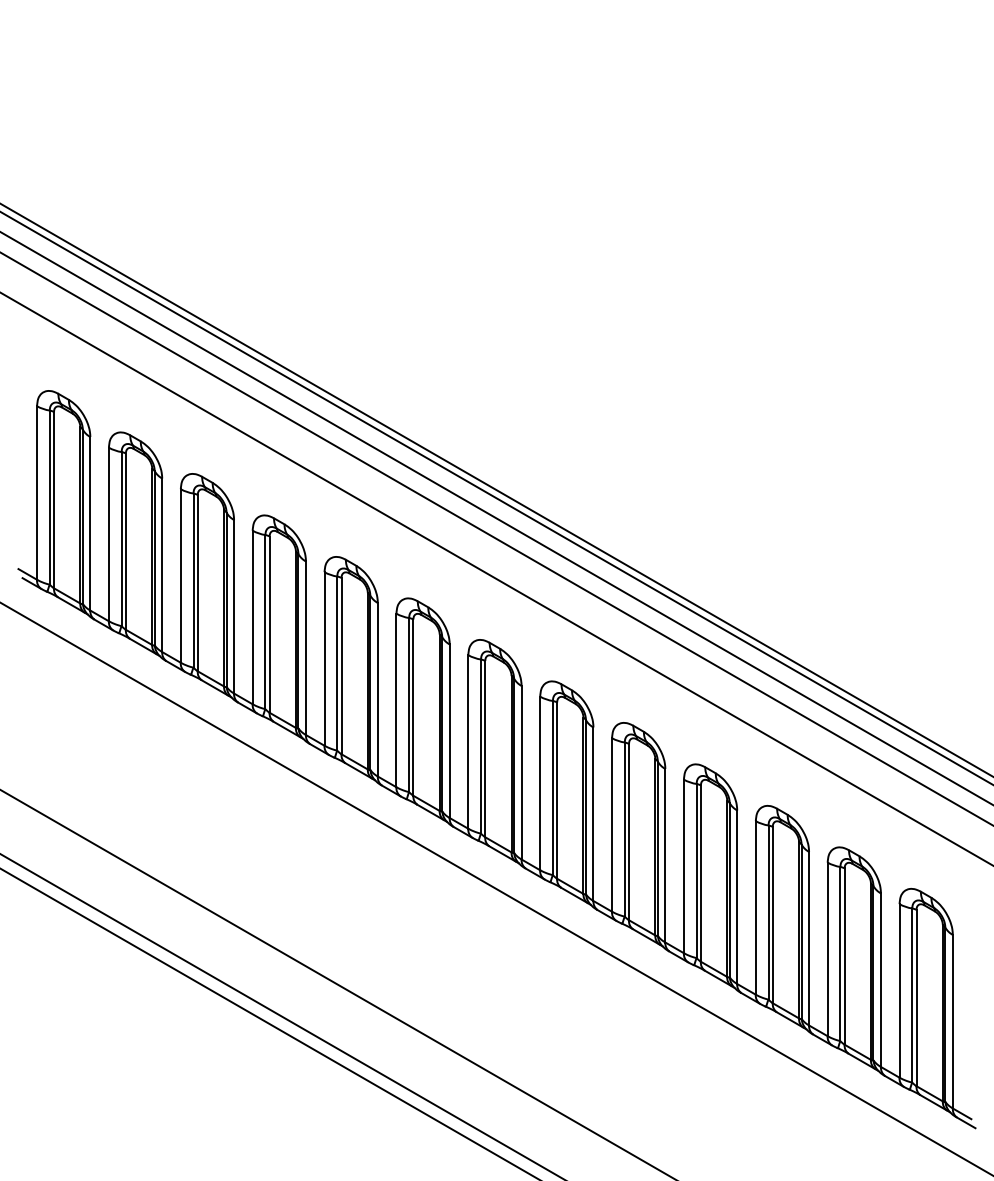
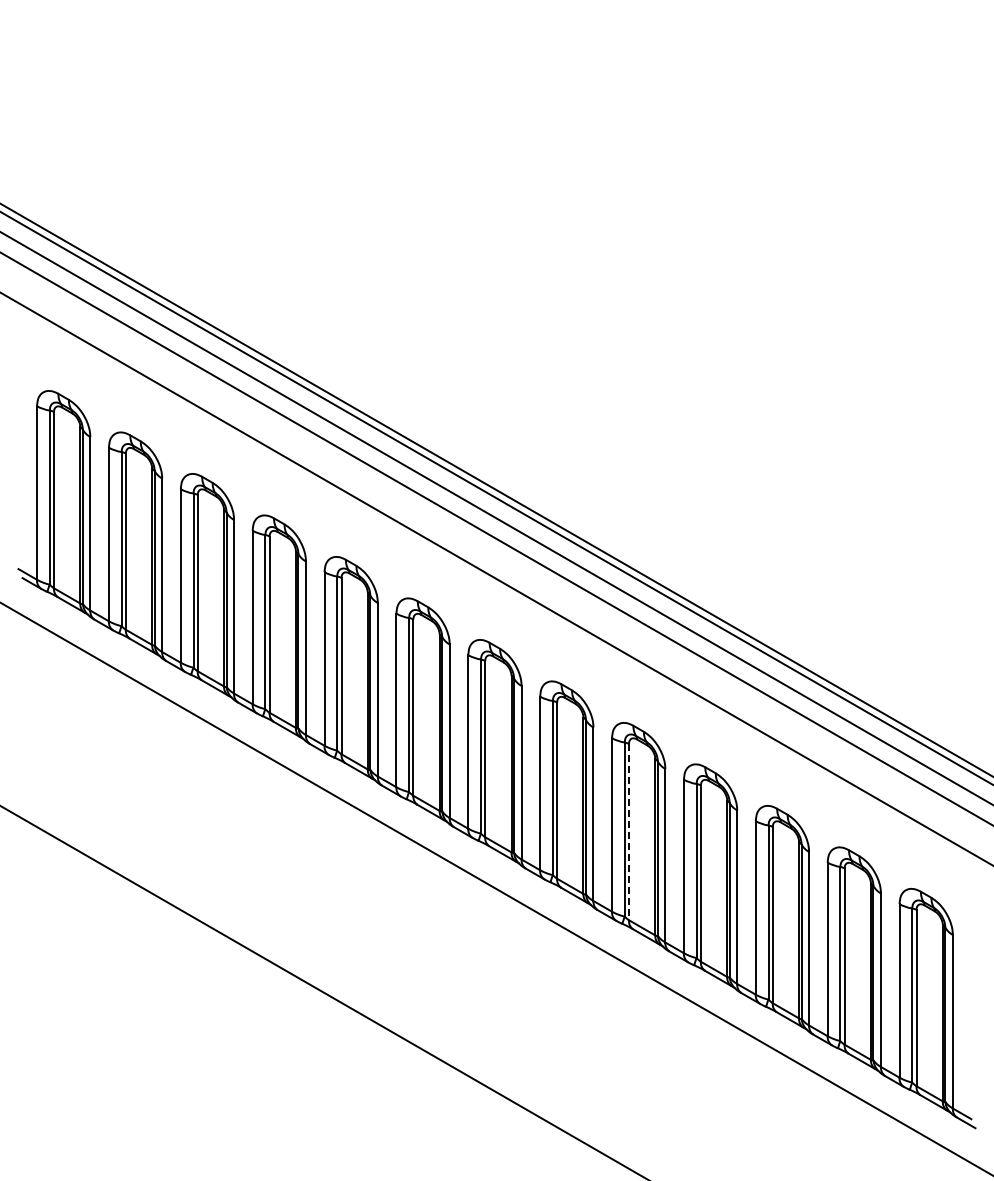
line: solid -> dashed (629, 832)
line position: (337, 983) -> (323, 992) (323, 992)
line: present -> none (281, 1016)
line: present -> none (268, 1023)
